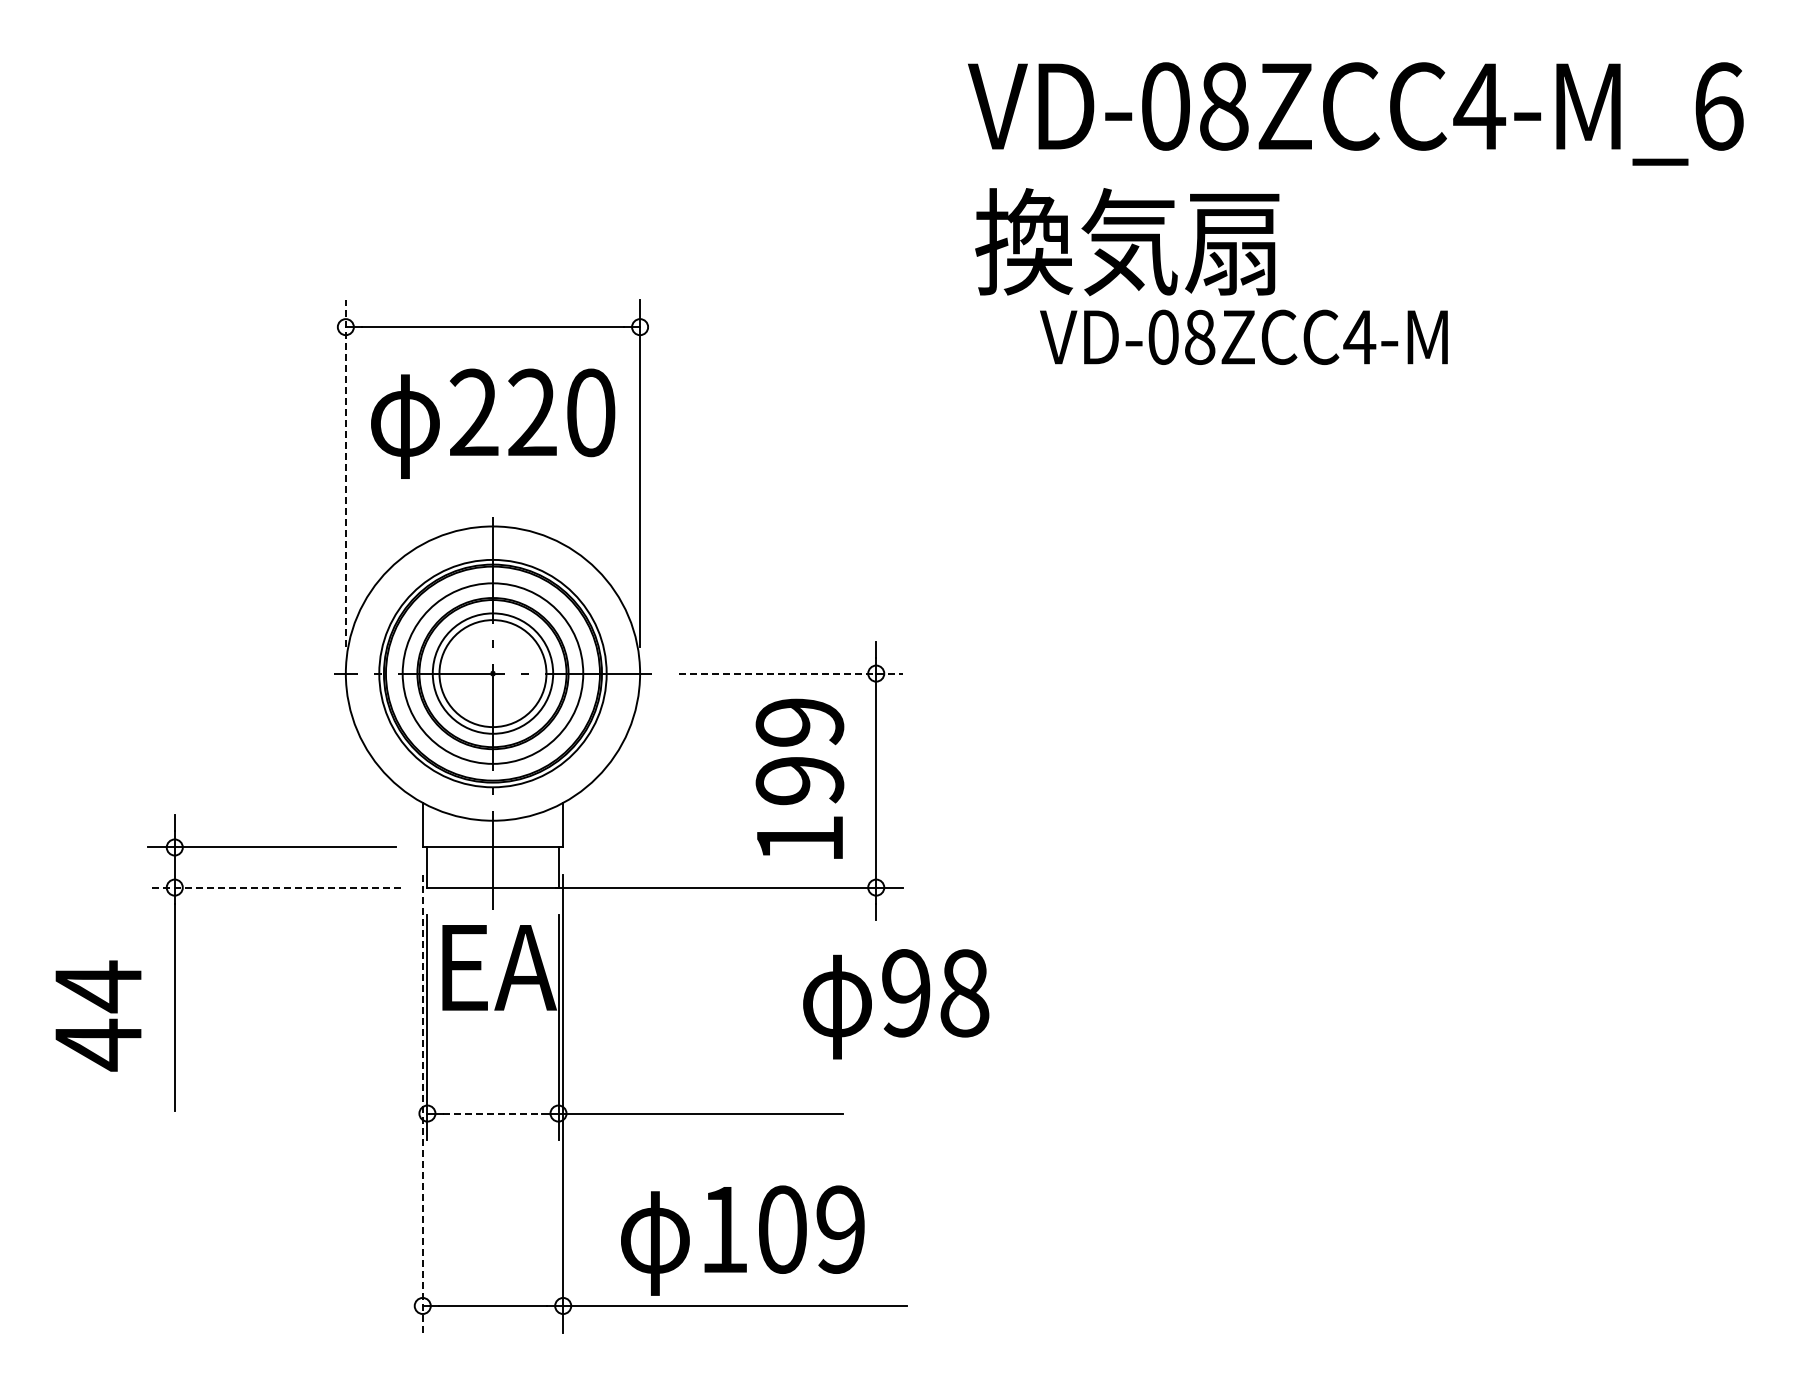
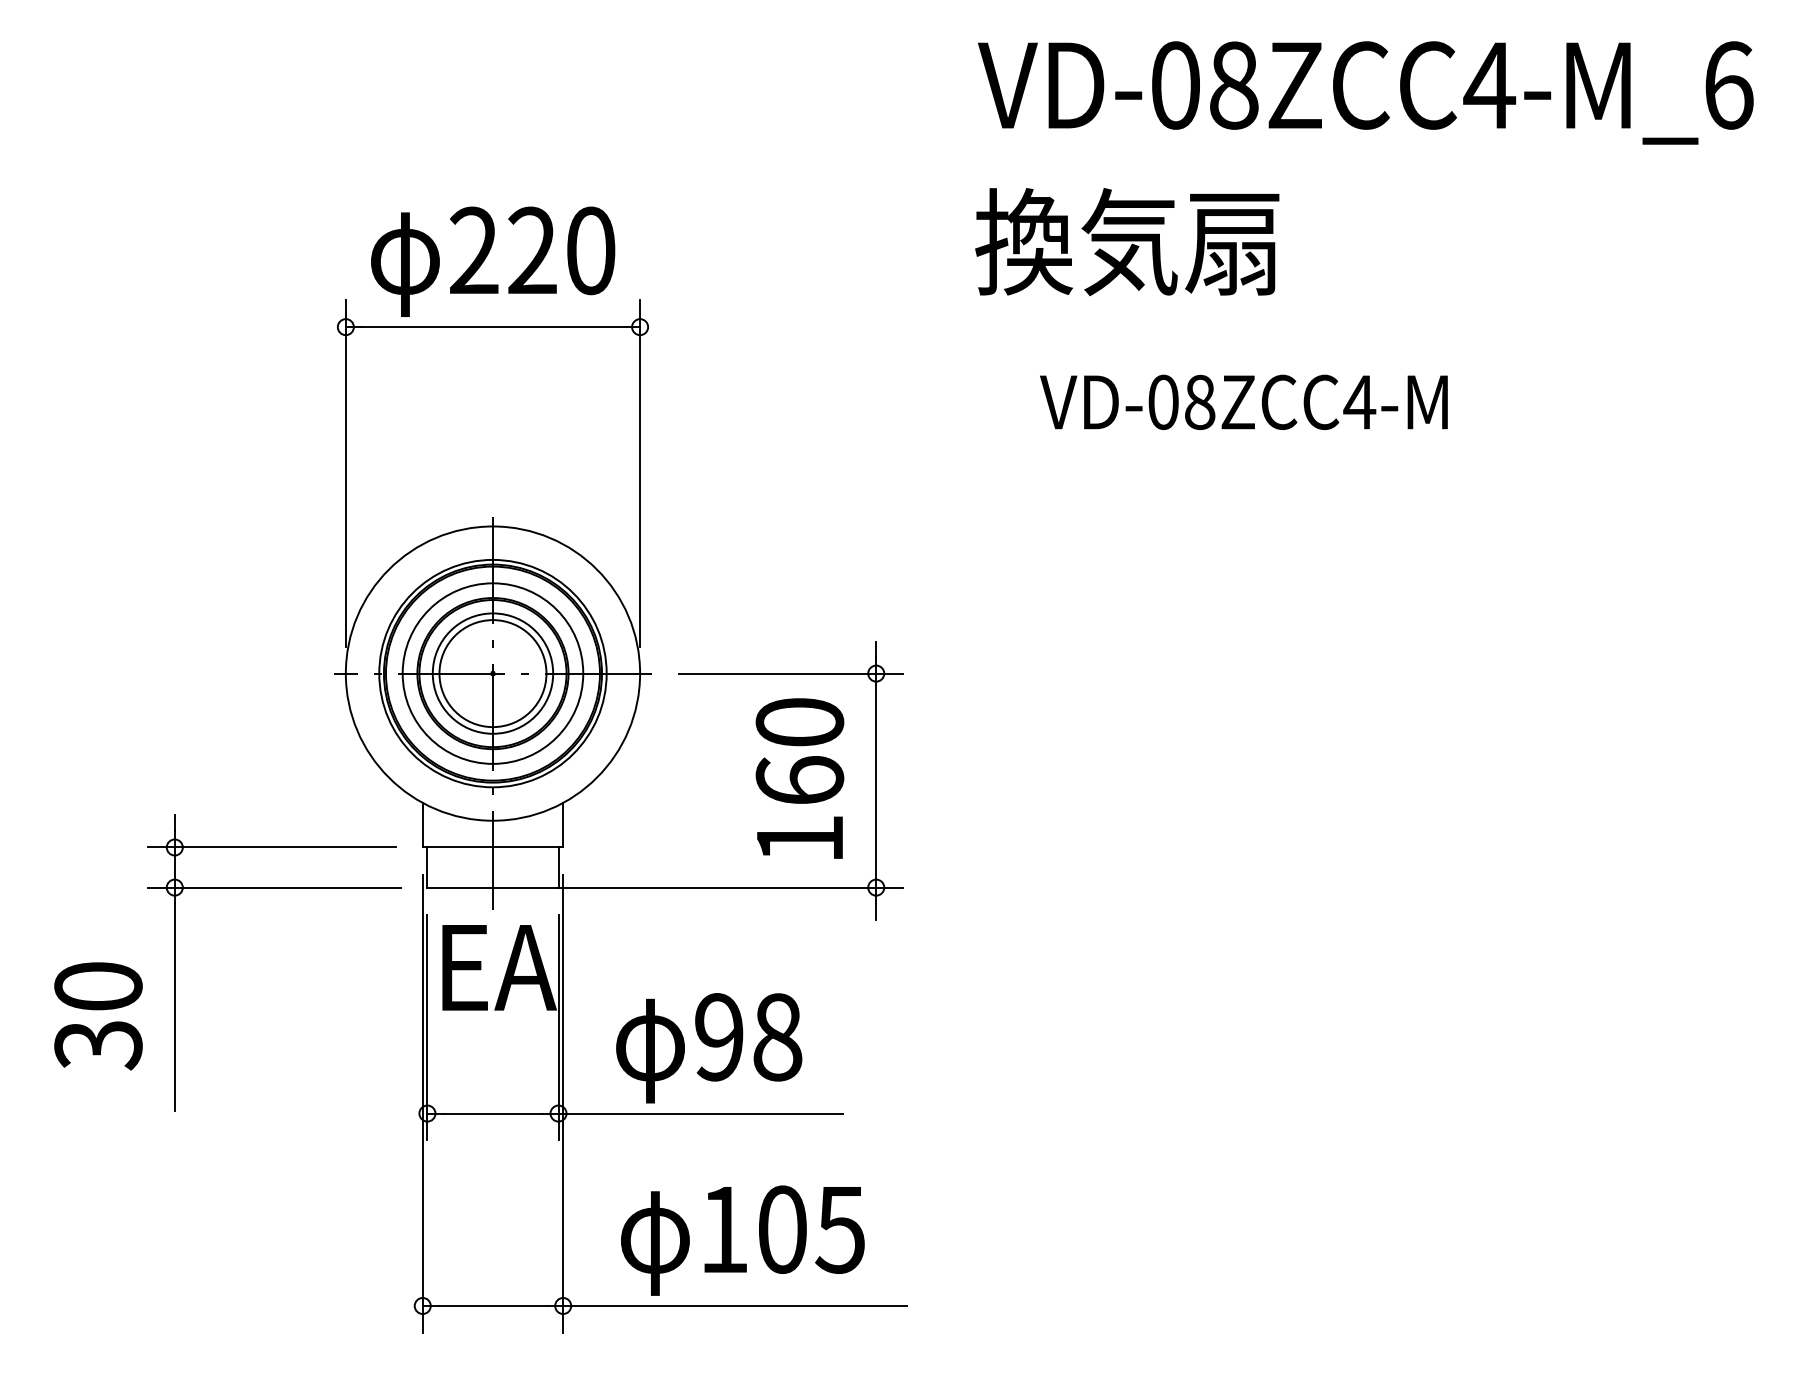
text position: (1355, 113) -> (1365, 92) (1365, 92)
text position: (1243, 336) -> (1243, 401) (1243, 401)
text position: (493, 423) -> (493, 261) (493, 261)
line: dashed -> solid (345, 473)
line: dashed -> solid (791, 673)
text: 199 -> 160 (799, 751)
line: dashed -> solid (273, 887)
text position: (896, 1004) -> (709, 1048) (709, 1048)
text: 44 -> 30 (98, 1015)
line: dashed -> solid (422, 1103)
line: dashed -> solid (493, 1113)
text: 109 -> 105 (839, 1229)
